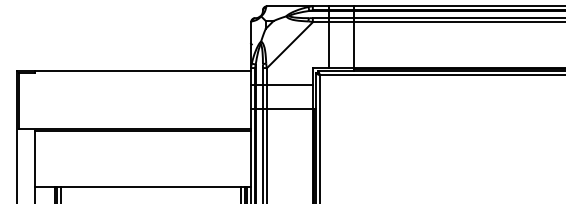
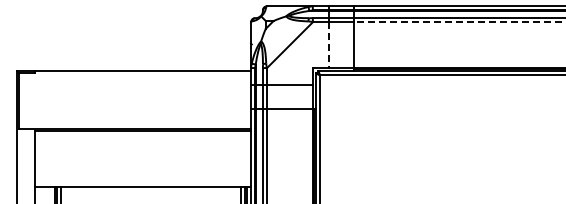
line: solid -> dashed (459, 22)
line: solid -> dashed (329, 45)
